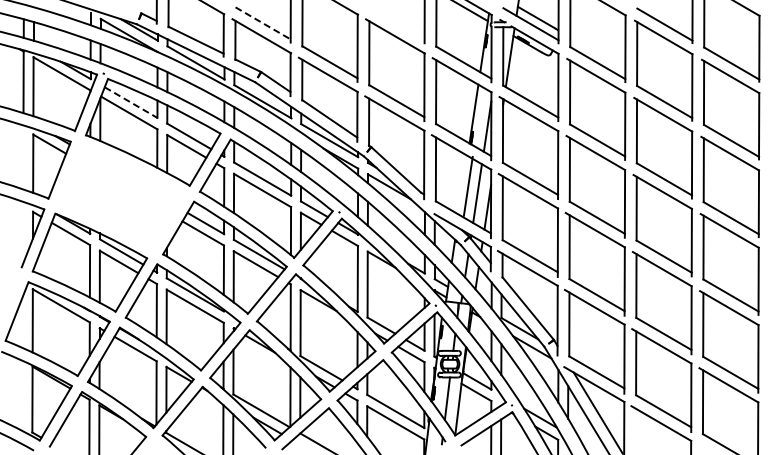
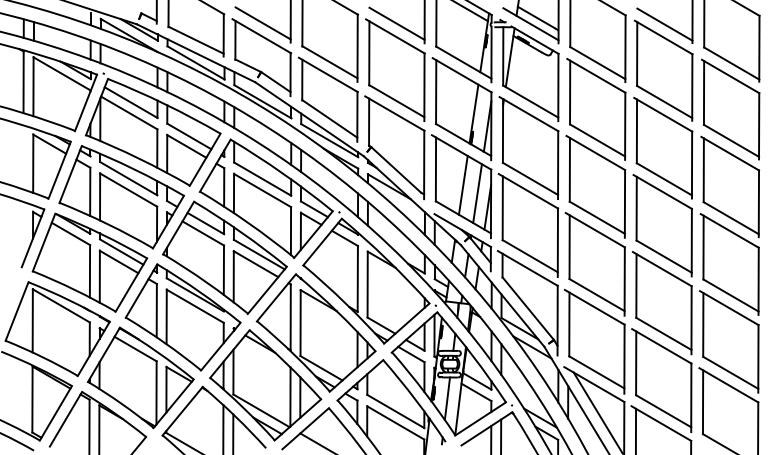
line: dashed -> solid (263, 23)
line: none -> present (396, 23)
line: dashed -> solid (131, 102)
line position: (467, 185) -> (462, 184) (462, 184)
part: none -> present (121, 197)
line: none -> present (635, 429)
